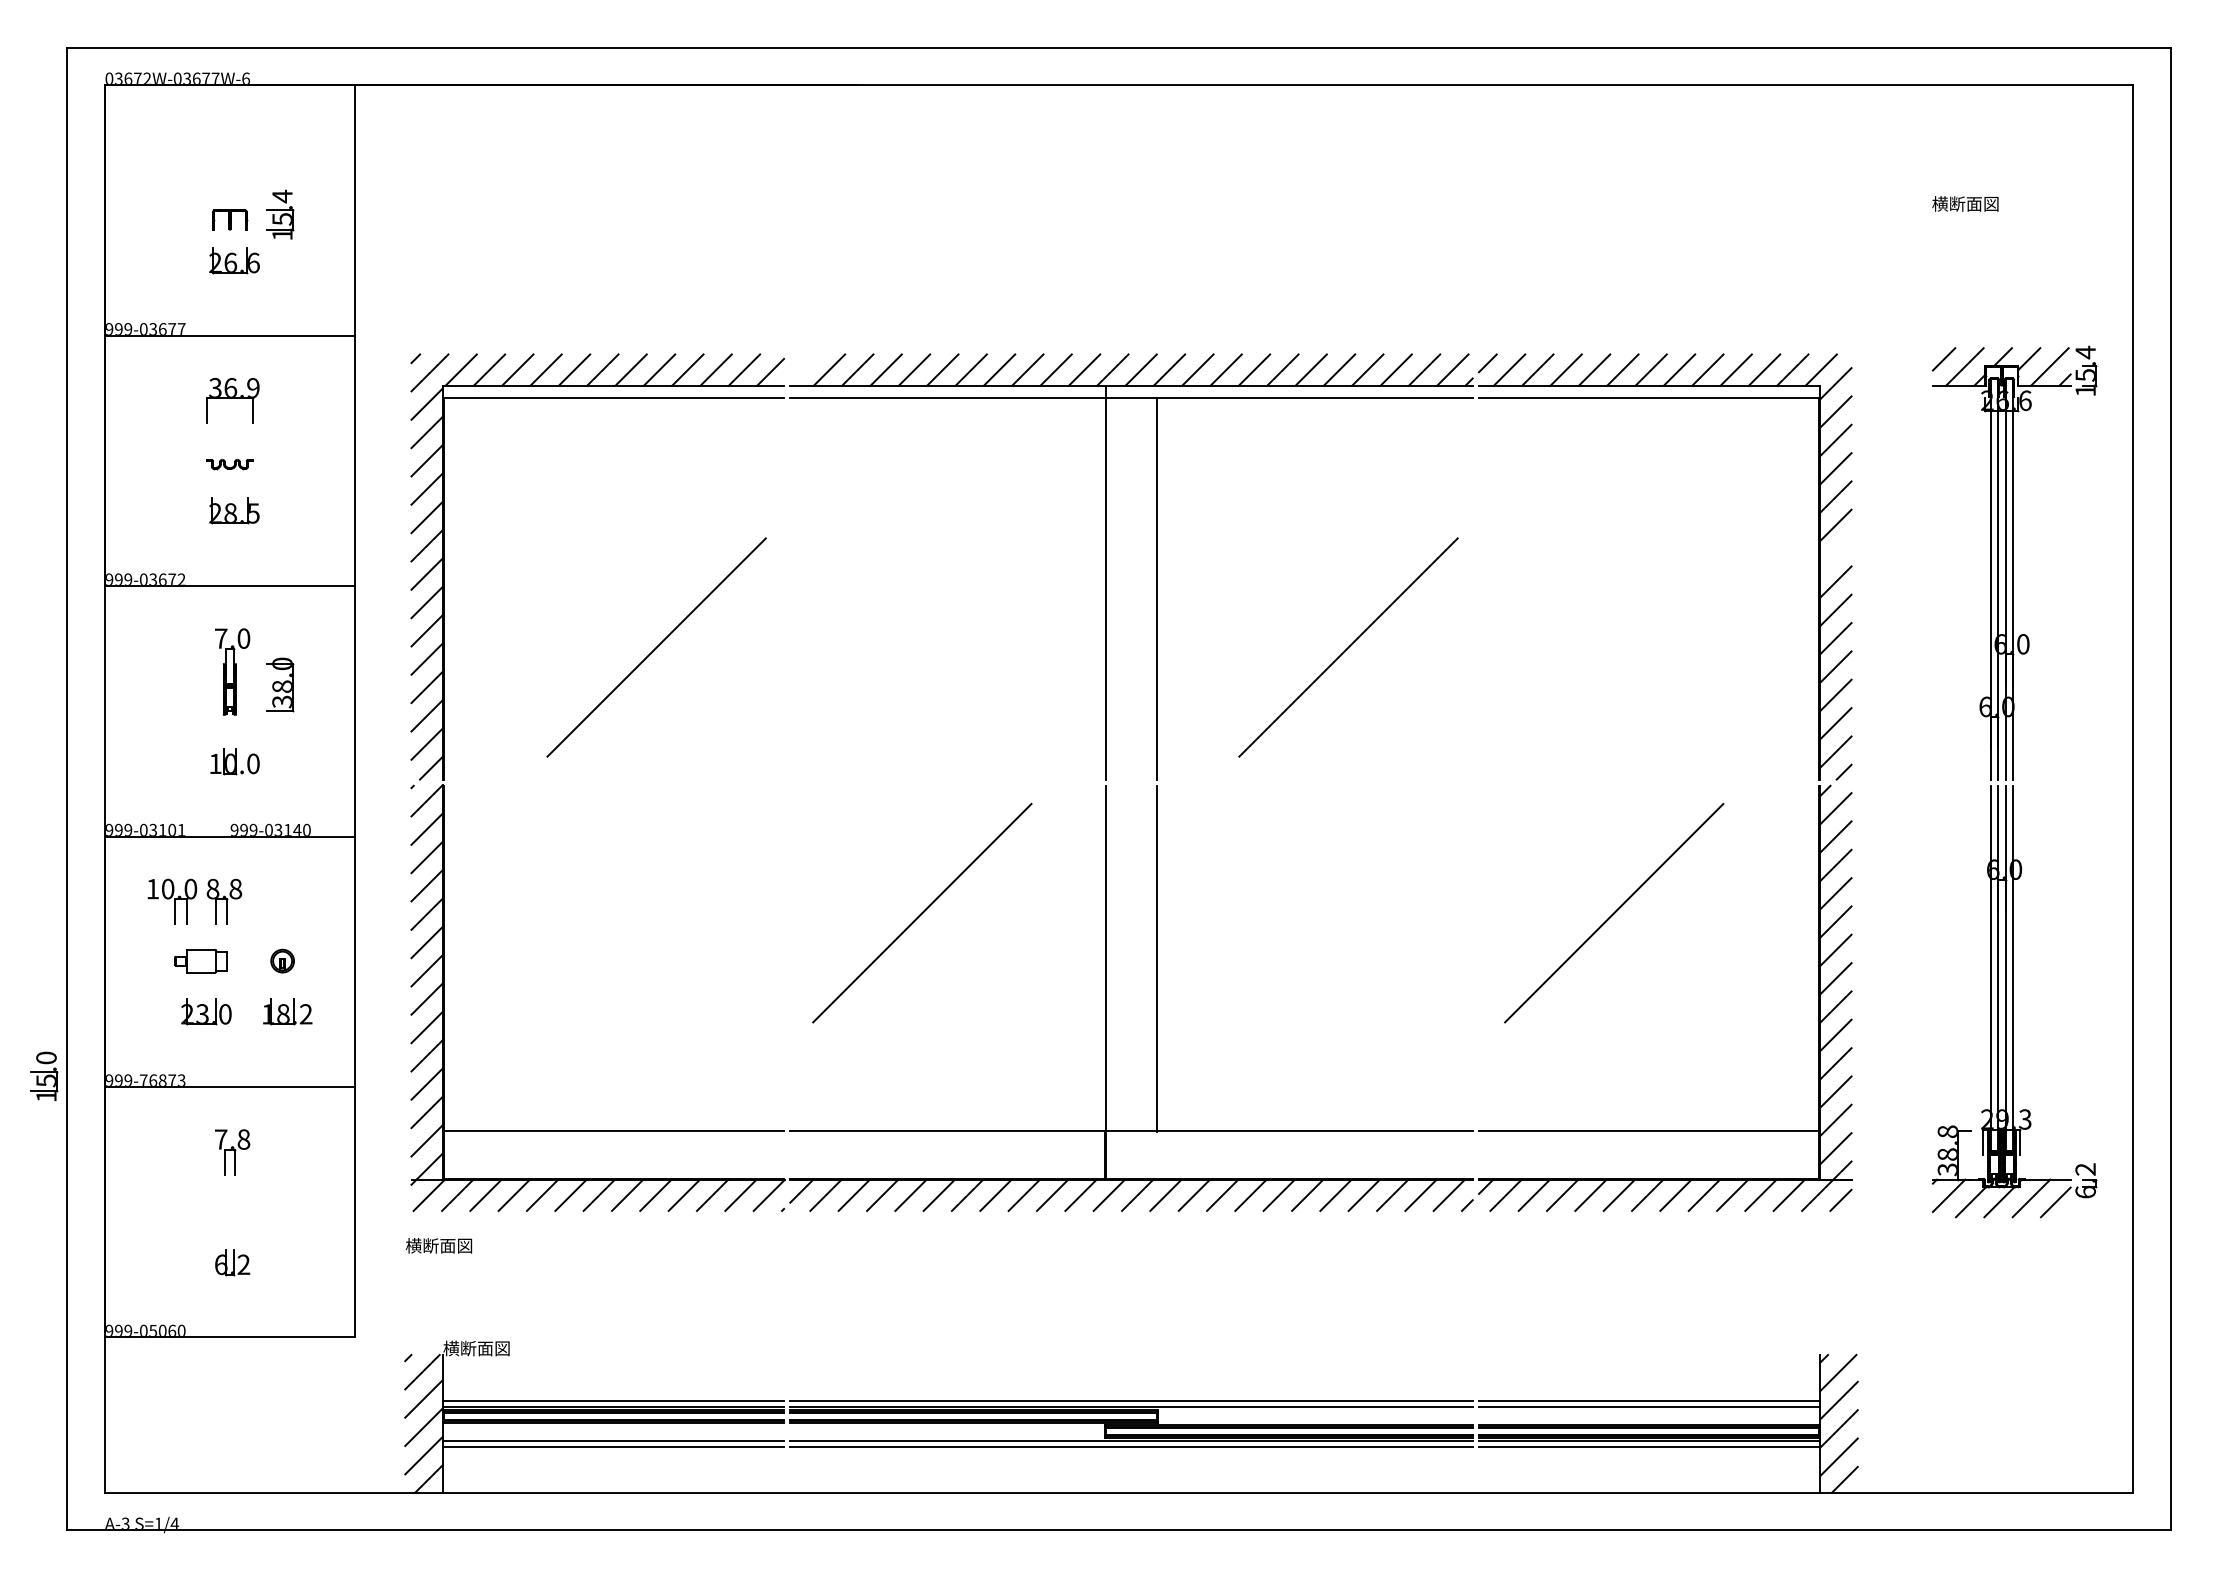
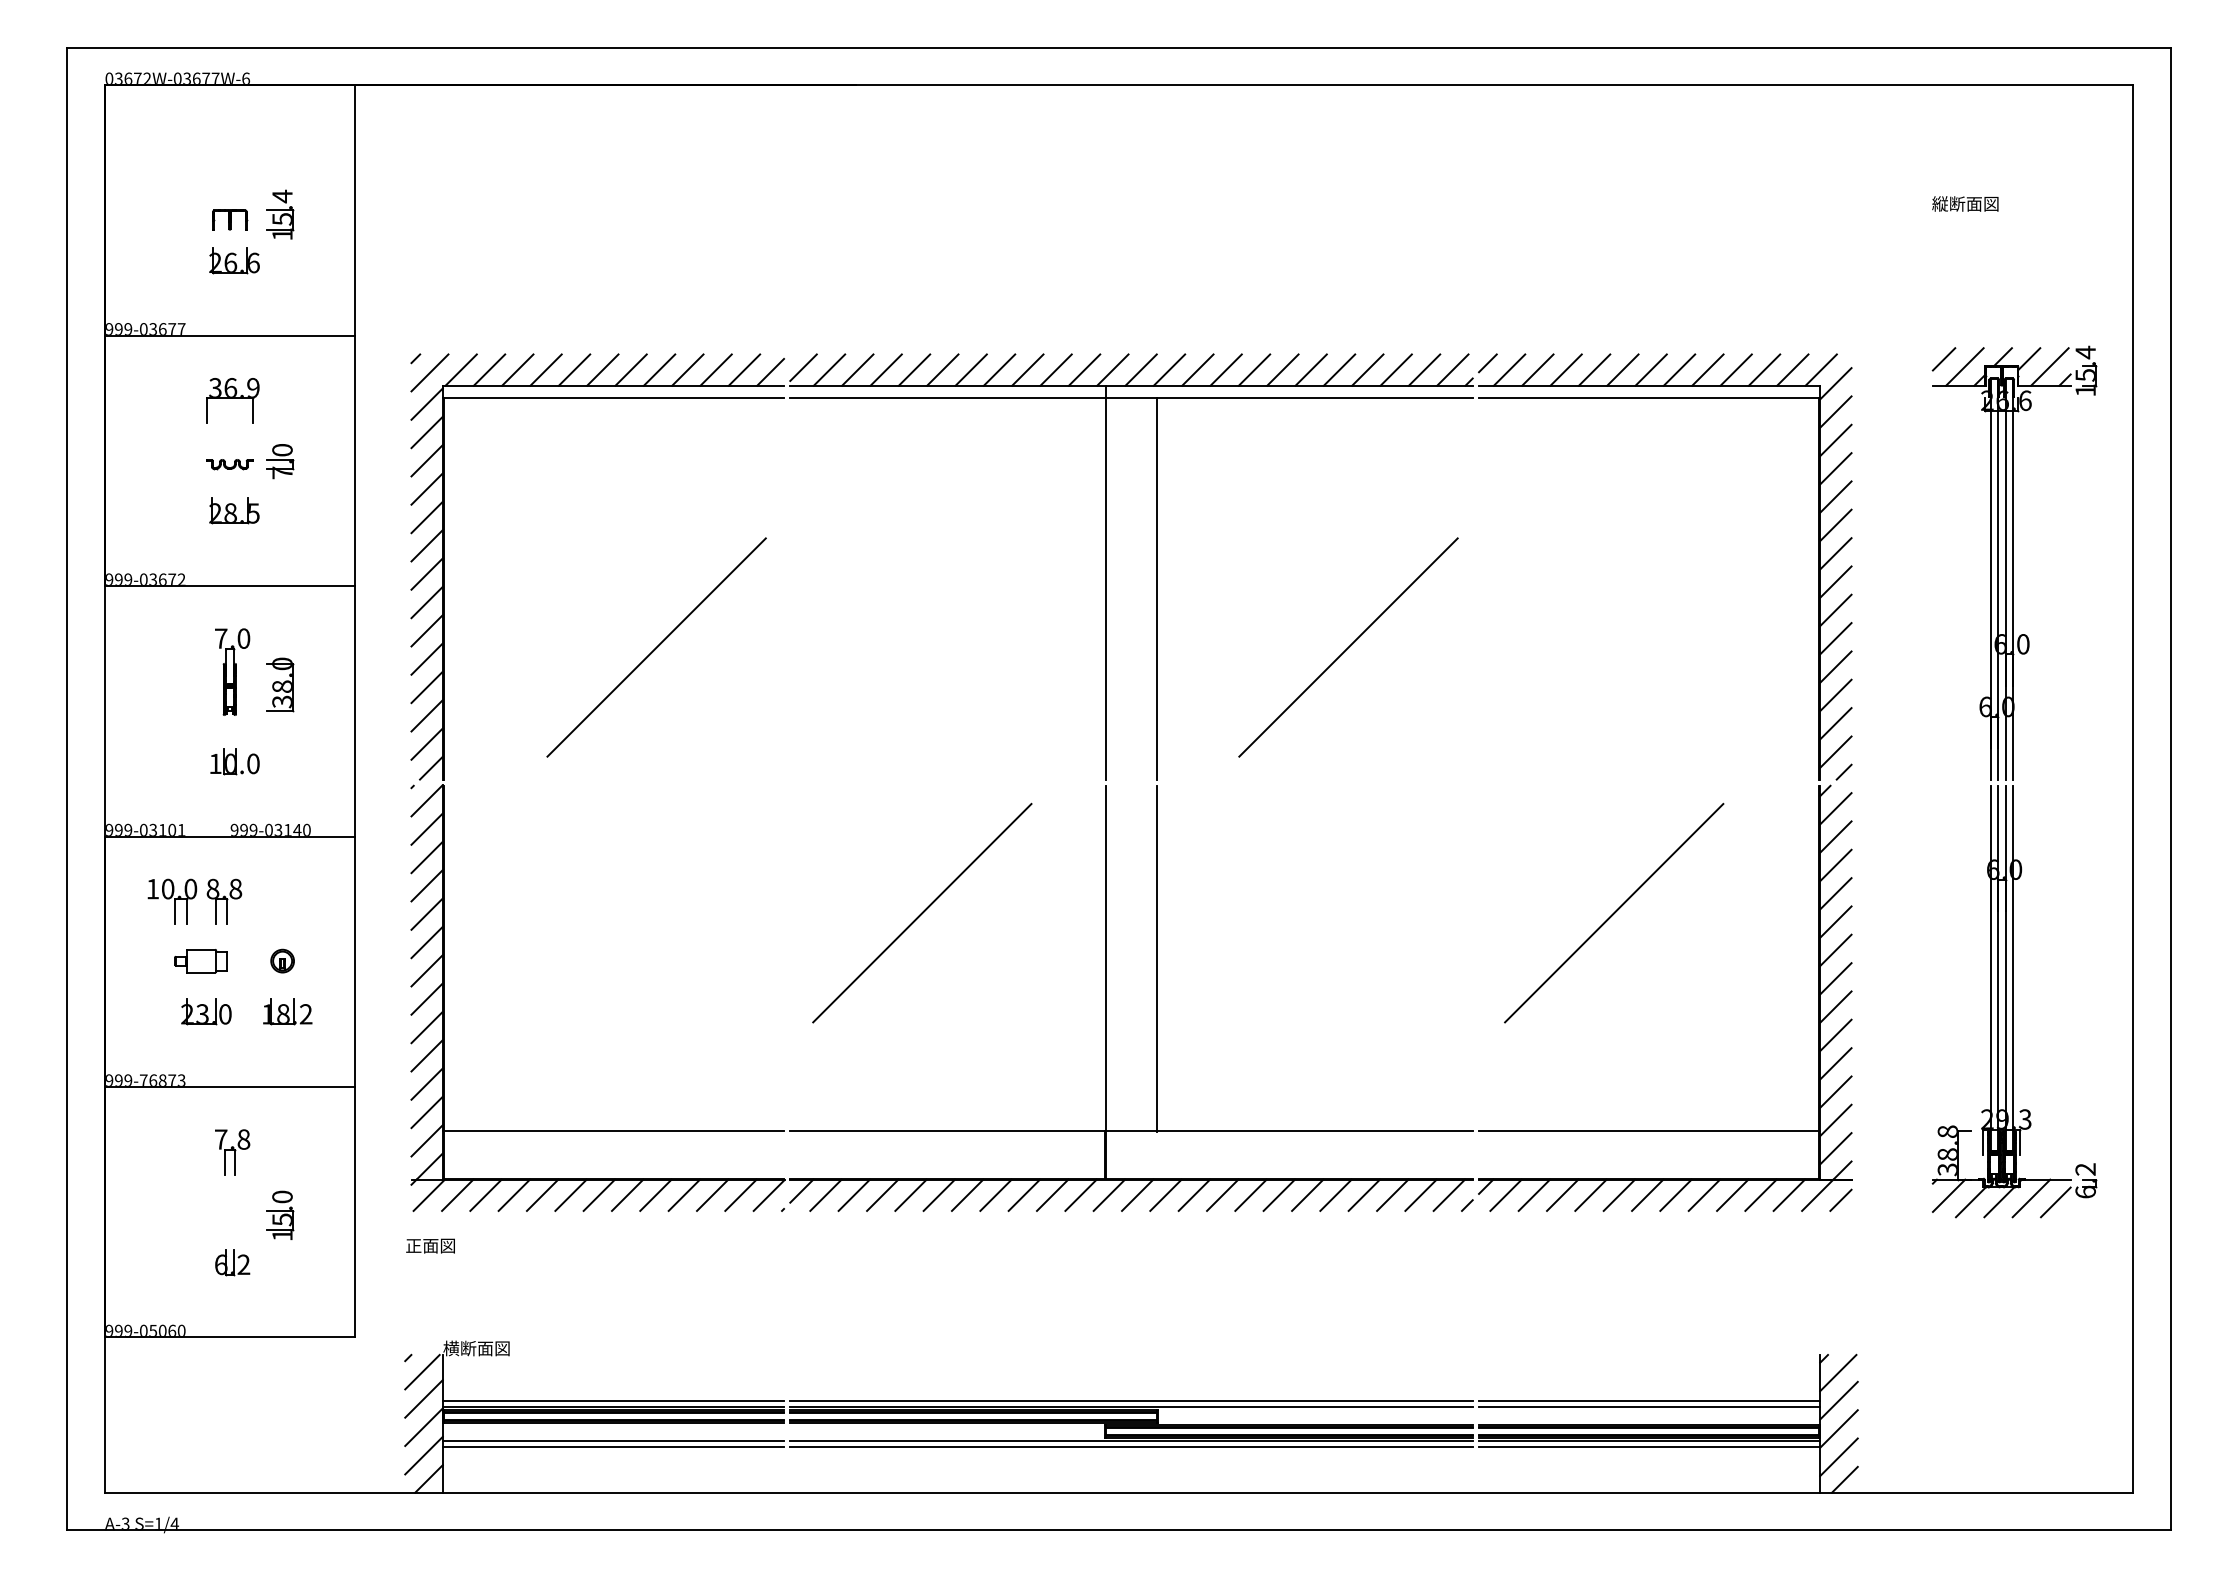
text: 横断面図 -> 縦断面図 (1939, 203)
line: none -> present (803, 367)
part: none -> present (280, 461)
line: none -> present (1835, 553)
part position: (44, 1075) -> (280, 1214) (280, 1214)
text: 横断面図 -> 正面図 (438, 1245)
